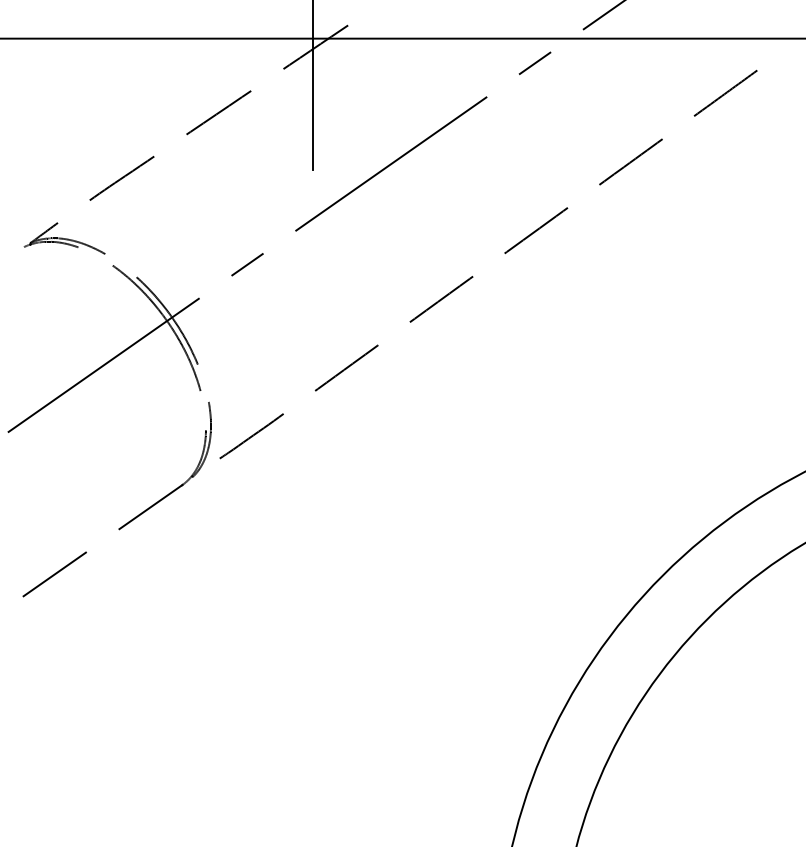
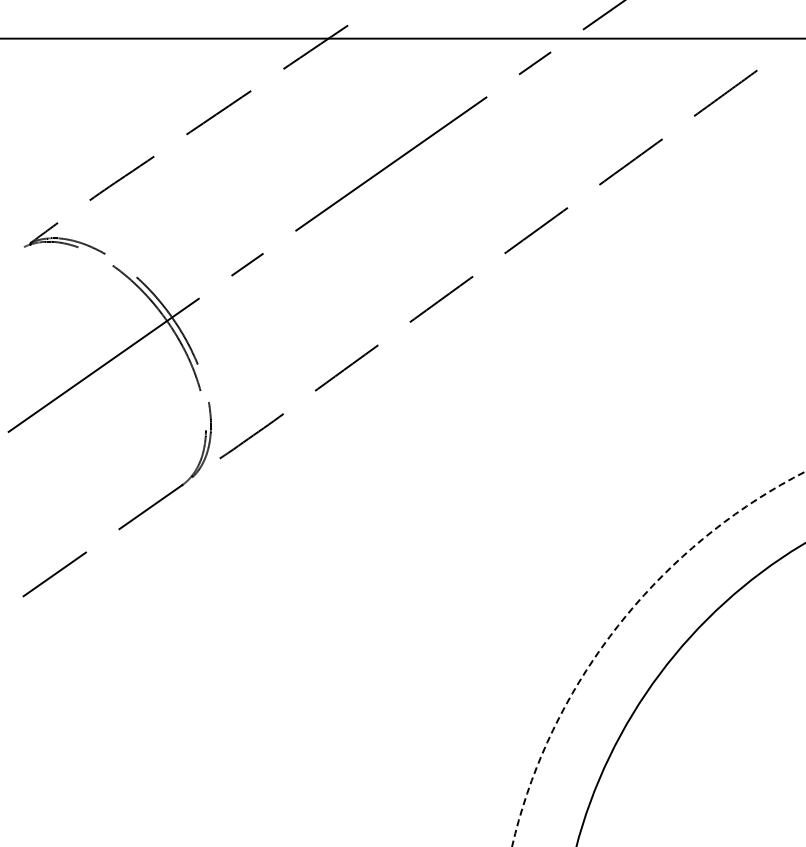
line: present -> none (313, 86)
circle: solid -> dashed (658, 658)
